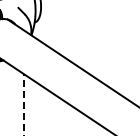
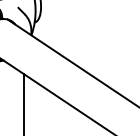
line: dashed -> solid (24, 105)
